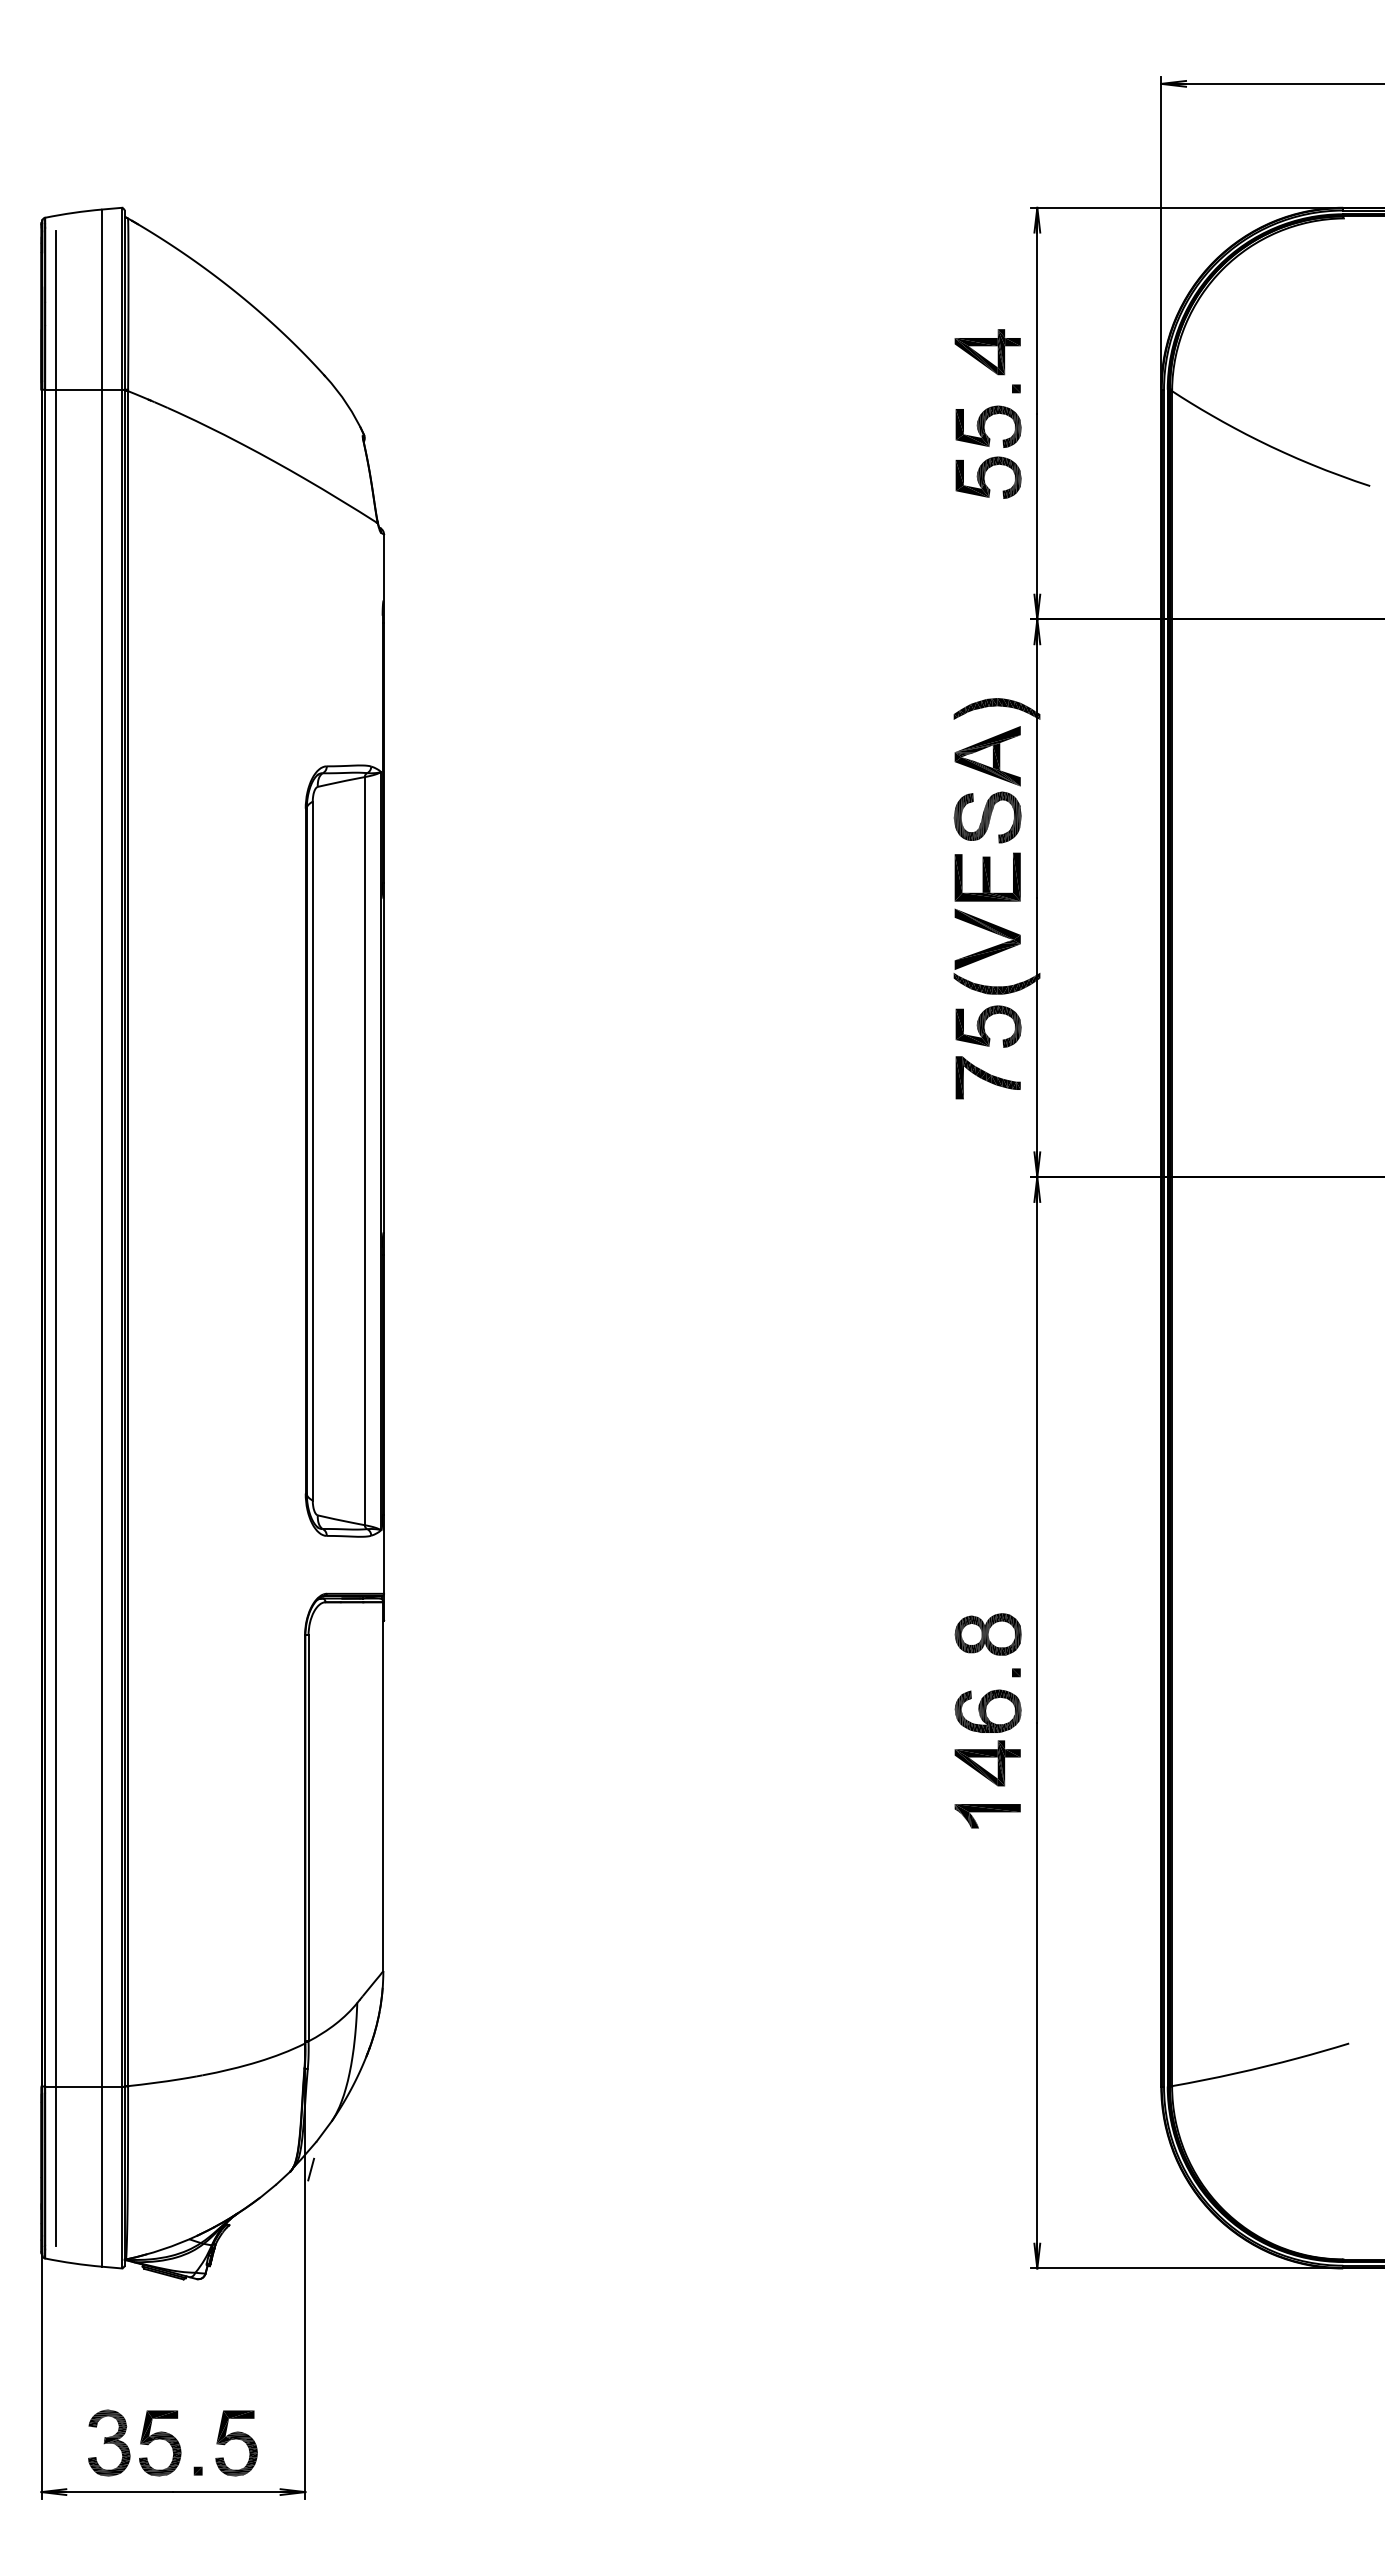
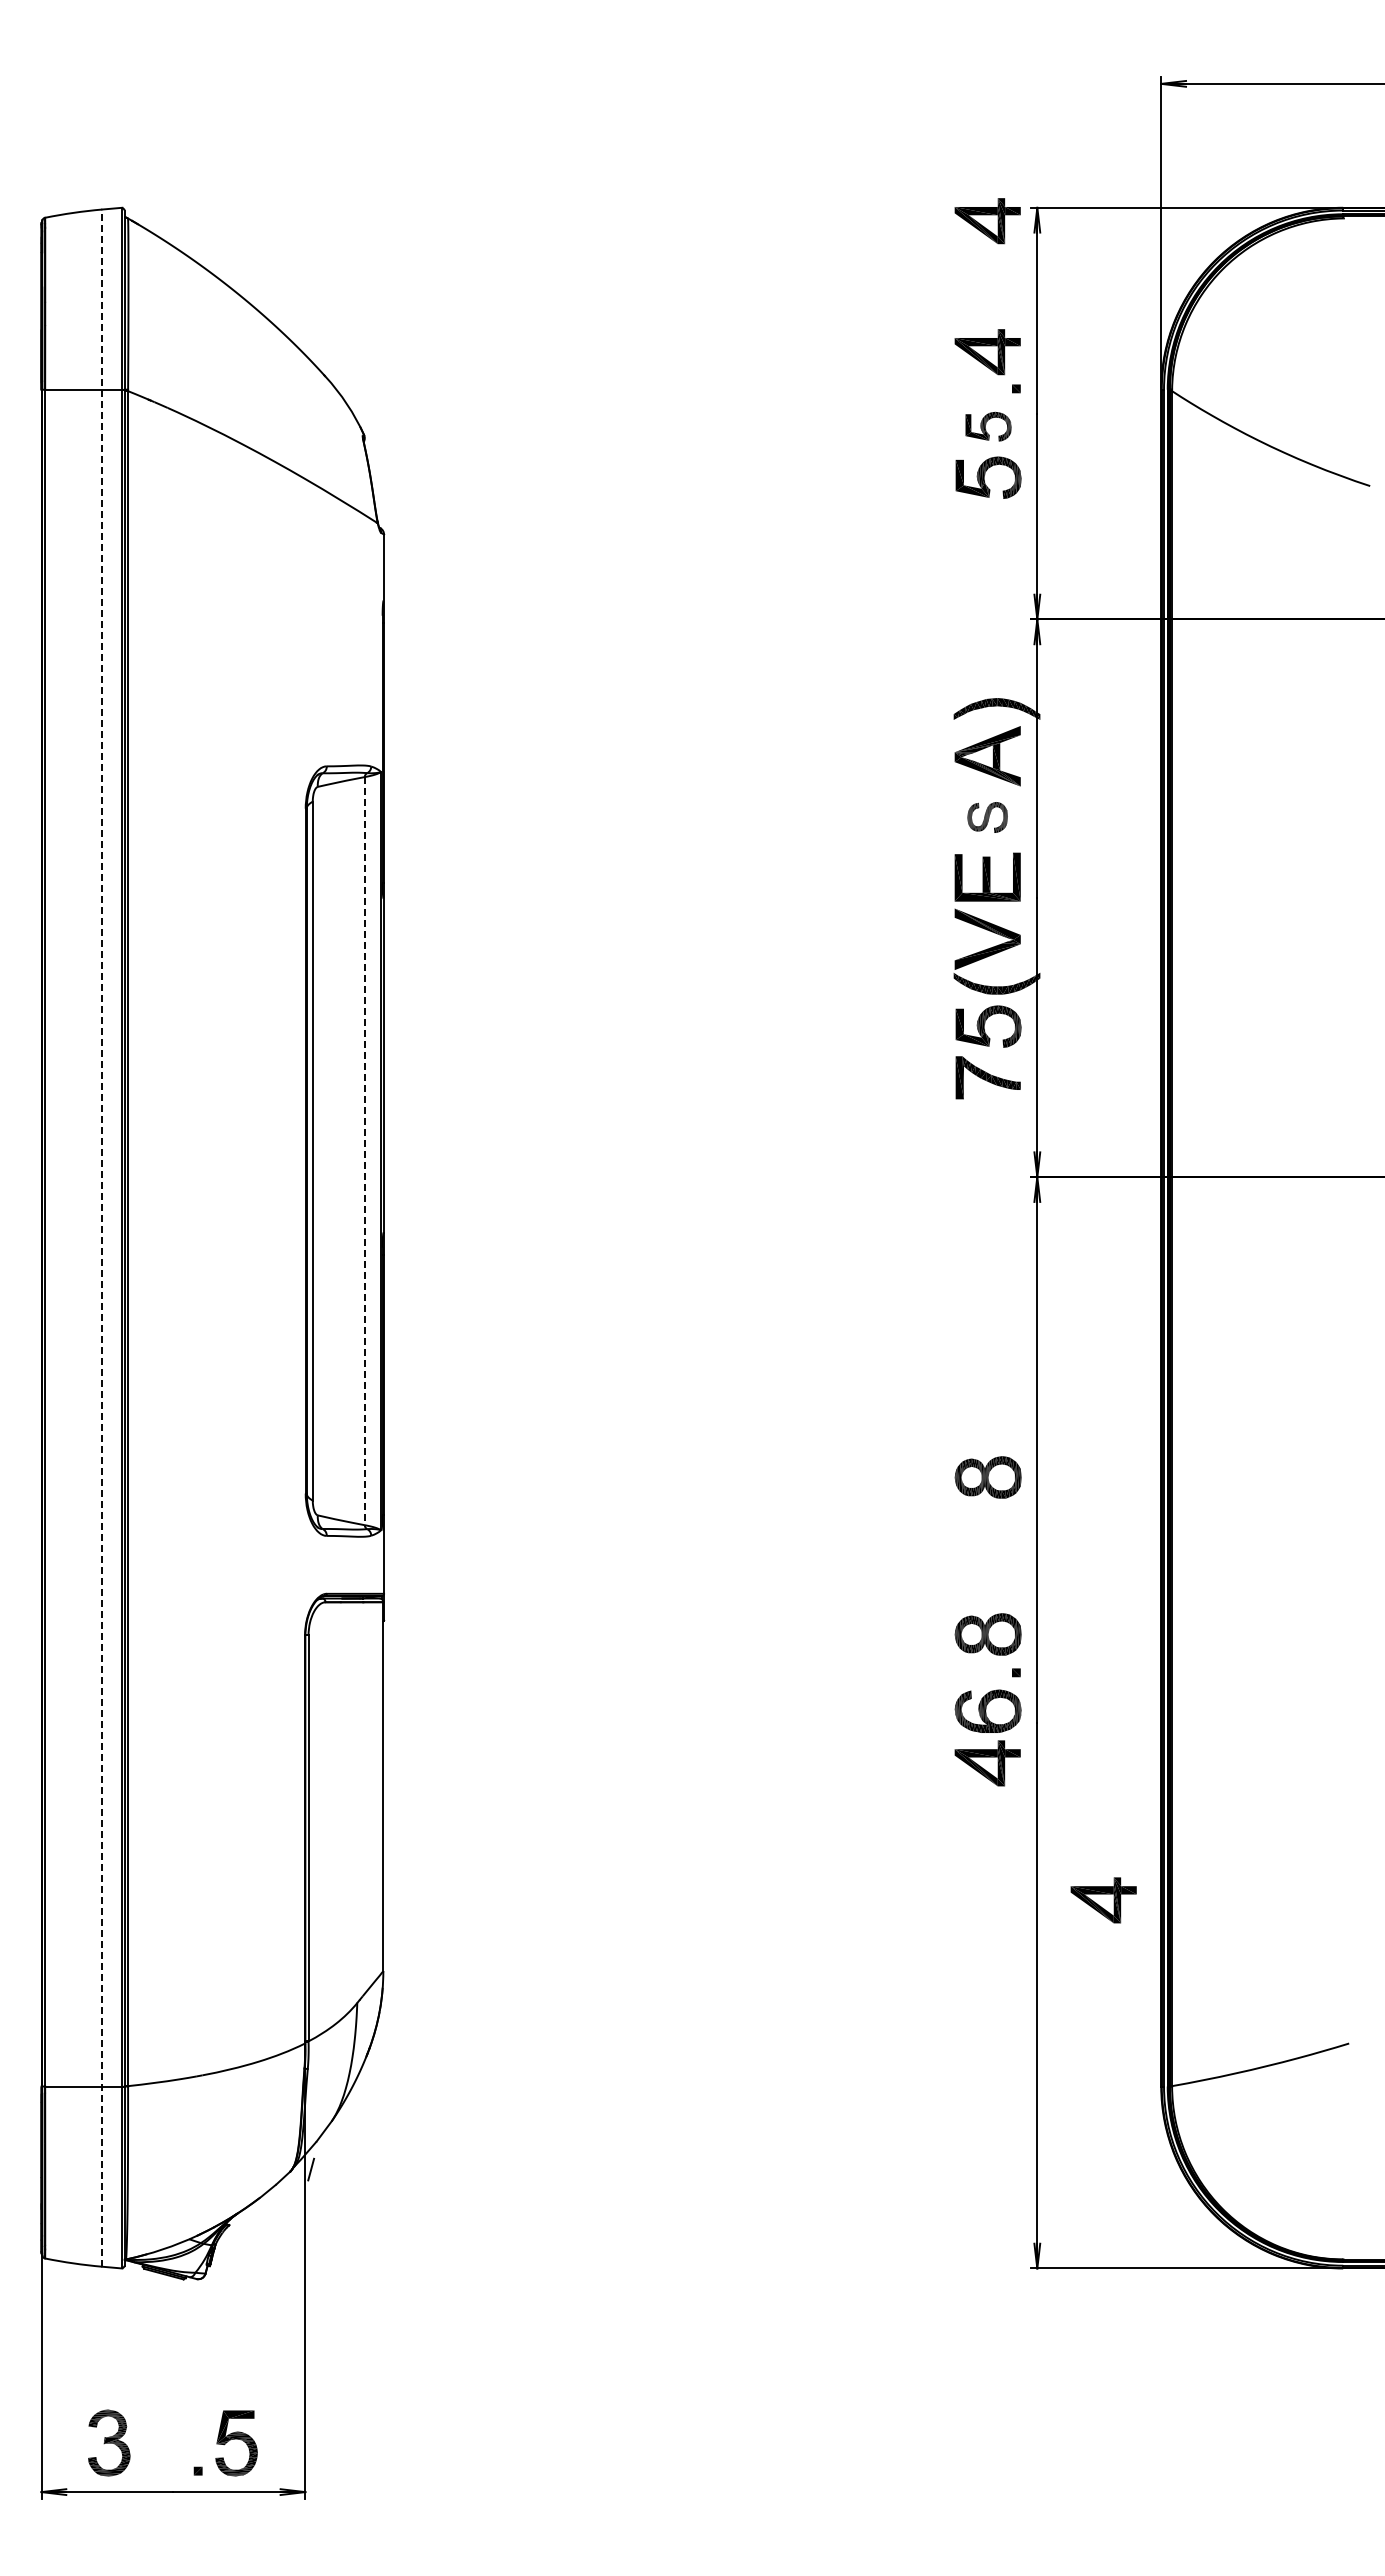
part: none -> present (987, 221)
part size: 67x43 px -> 47x31 px (988, 426)
part size: 69x53 px -> 41x31 px (987, 817)
line: solid -> dashed (364, 1151)
line: present -> none (56, 1237)
line: solid -> dashed (102, 1238)
part: none -> present (987, 1477)
part: present -> none (987, 1816)
part: none -> present (1103, 1900)
part: present -> none (160, 2443)
